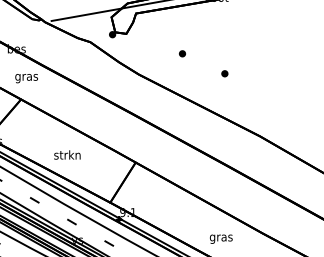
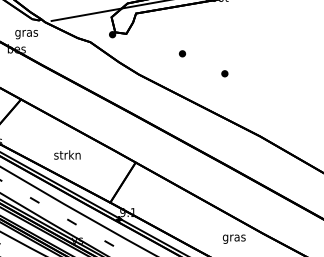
text position: (26, 78) -> (26, 34) (26, 34)
text position: (221, 238) -> (234, 238) (234, 238)
